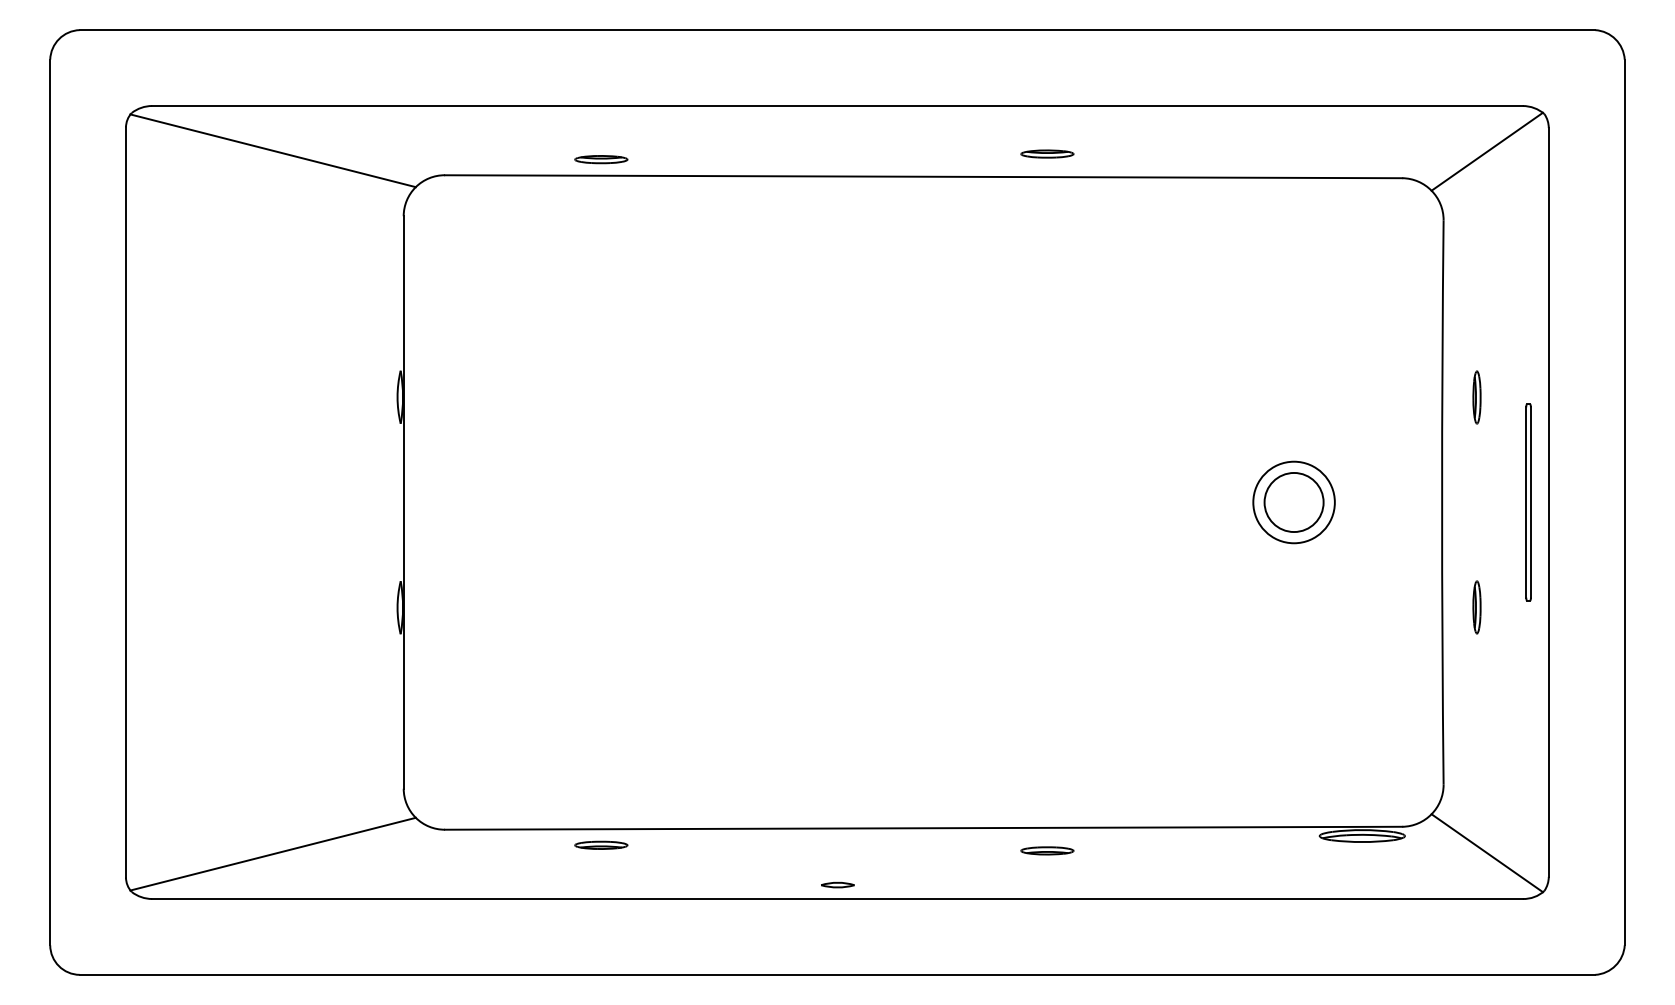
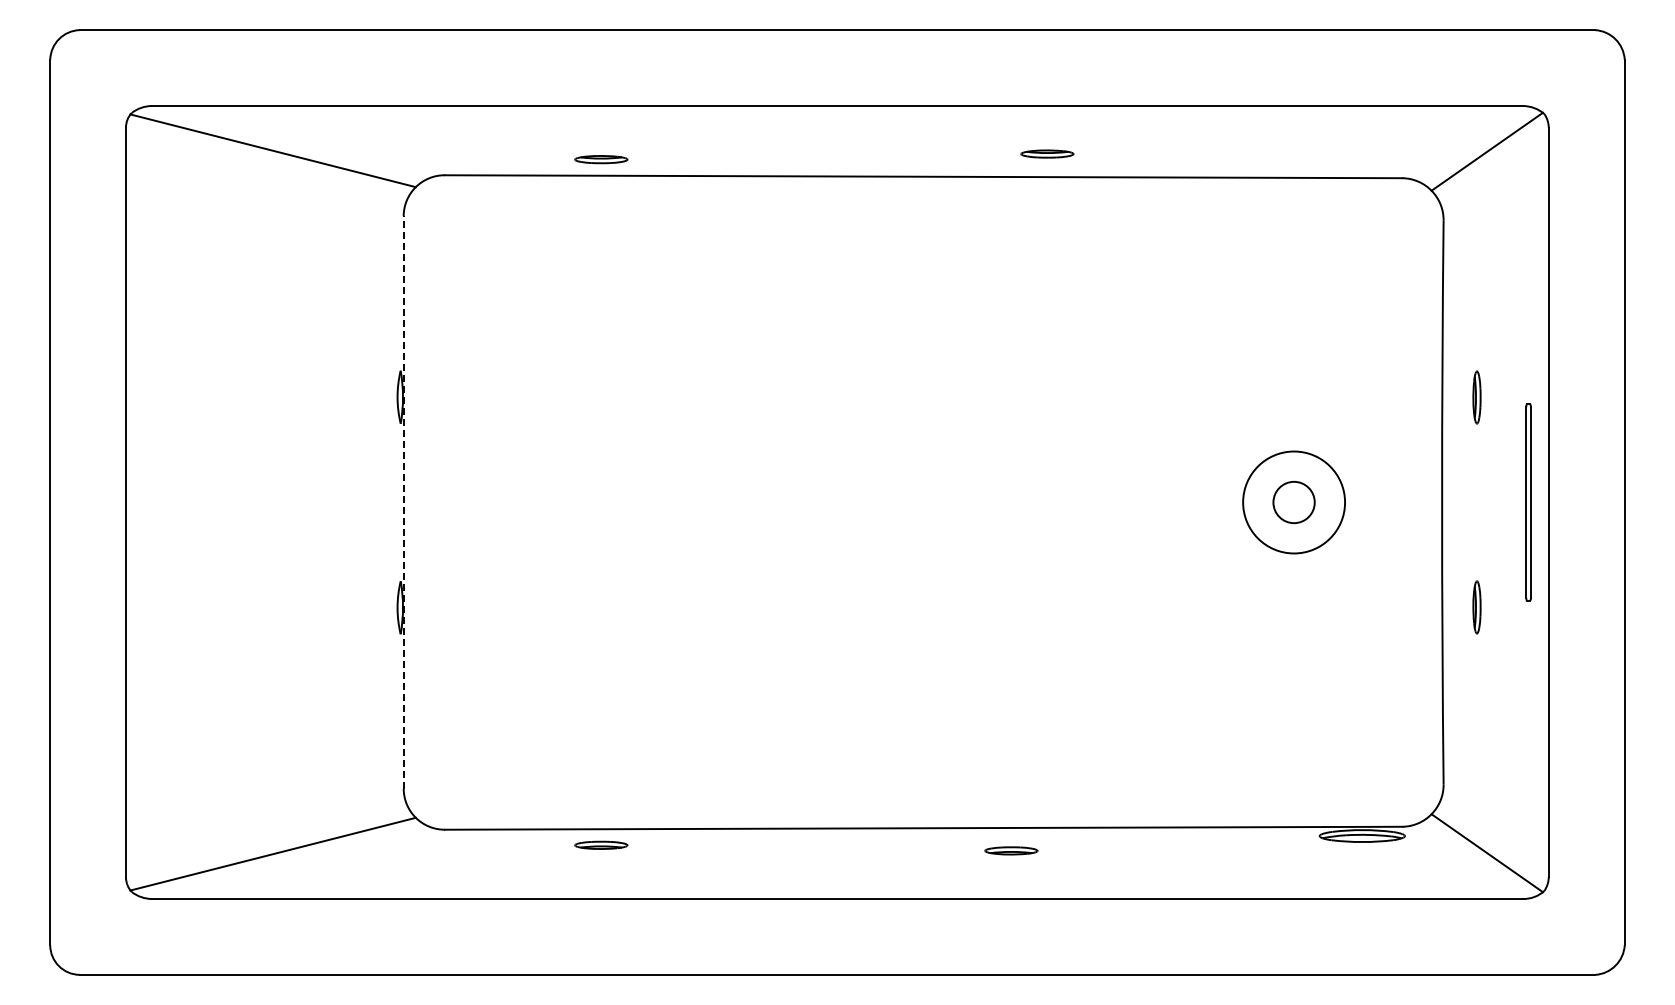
line: solid -> dashed (403, 502)
circle diameter: 59 px -> 41 px (1293, 502)
circle diameter: 82 px -> 102 px (1294, 502)
part position: (1047, 850) -> (1011, 850) (1011, 850)
part: present -> none (837, 884)
